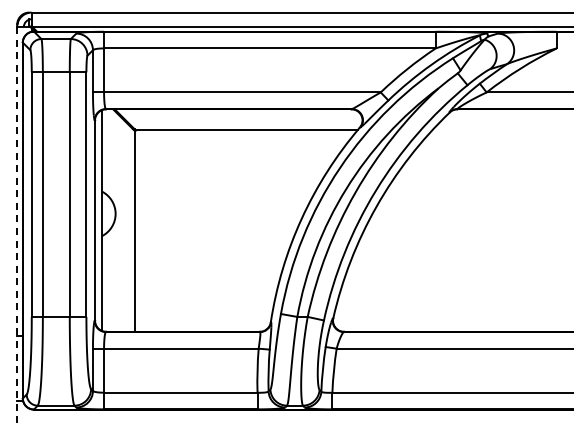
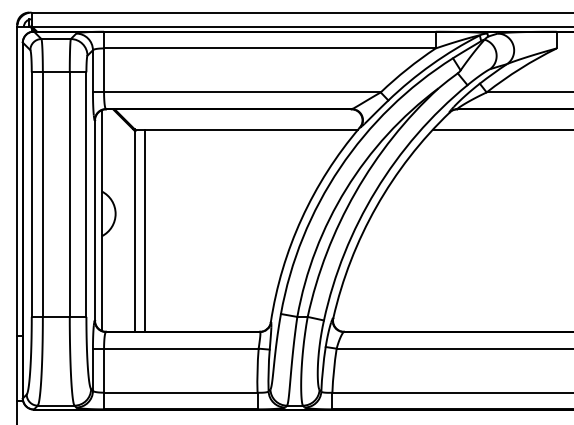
line: none -> present (501, 130)
line: dashed -> solid (17, 225)
line: none -> present (145, 230)
